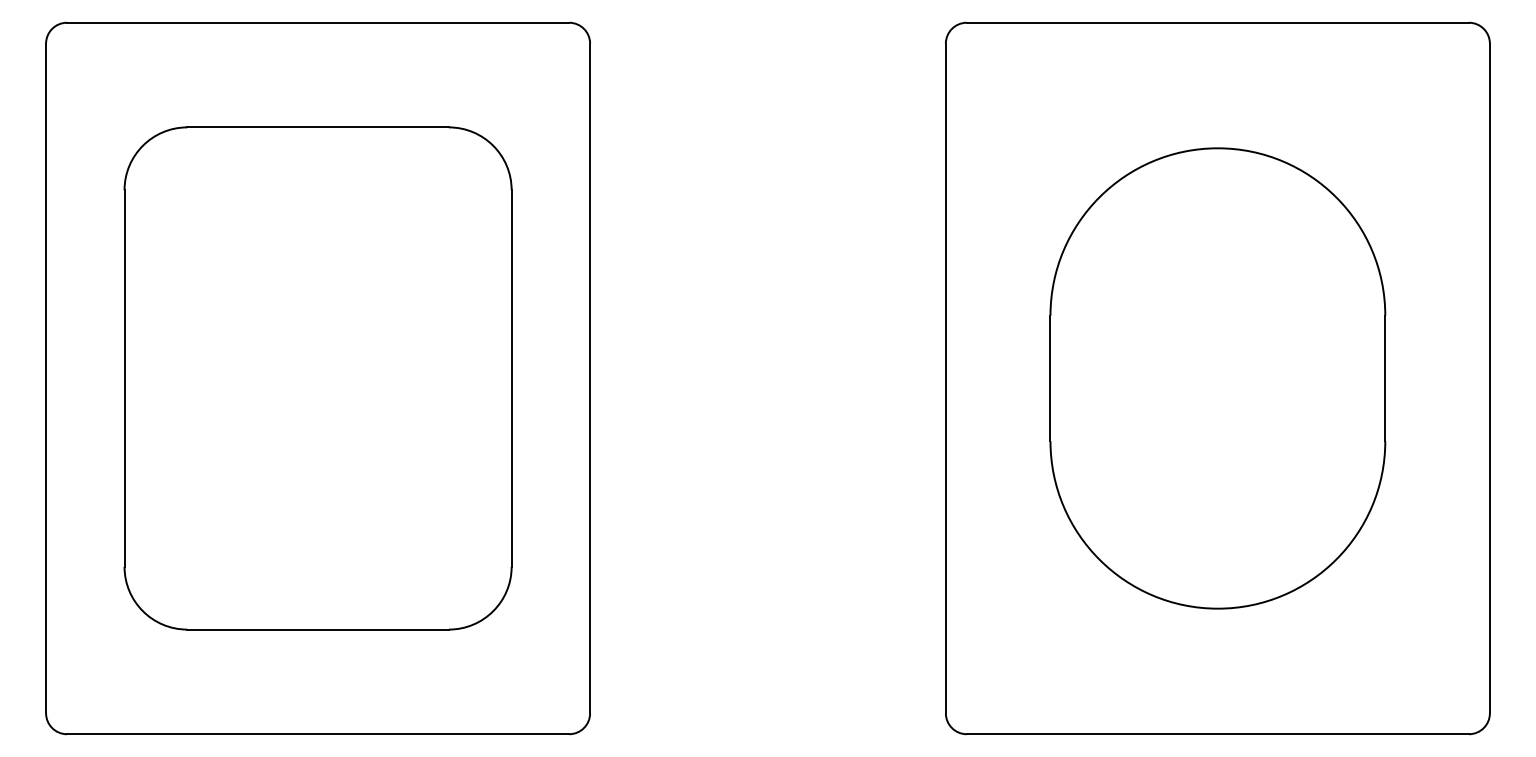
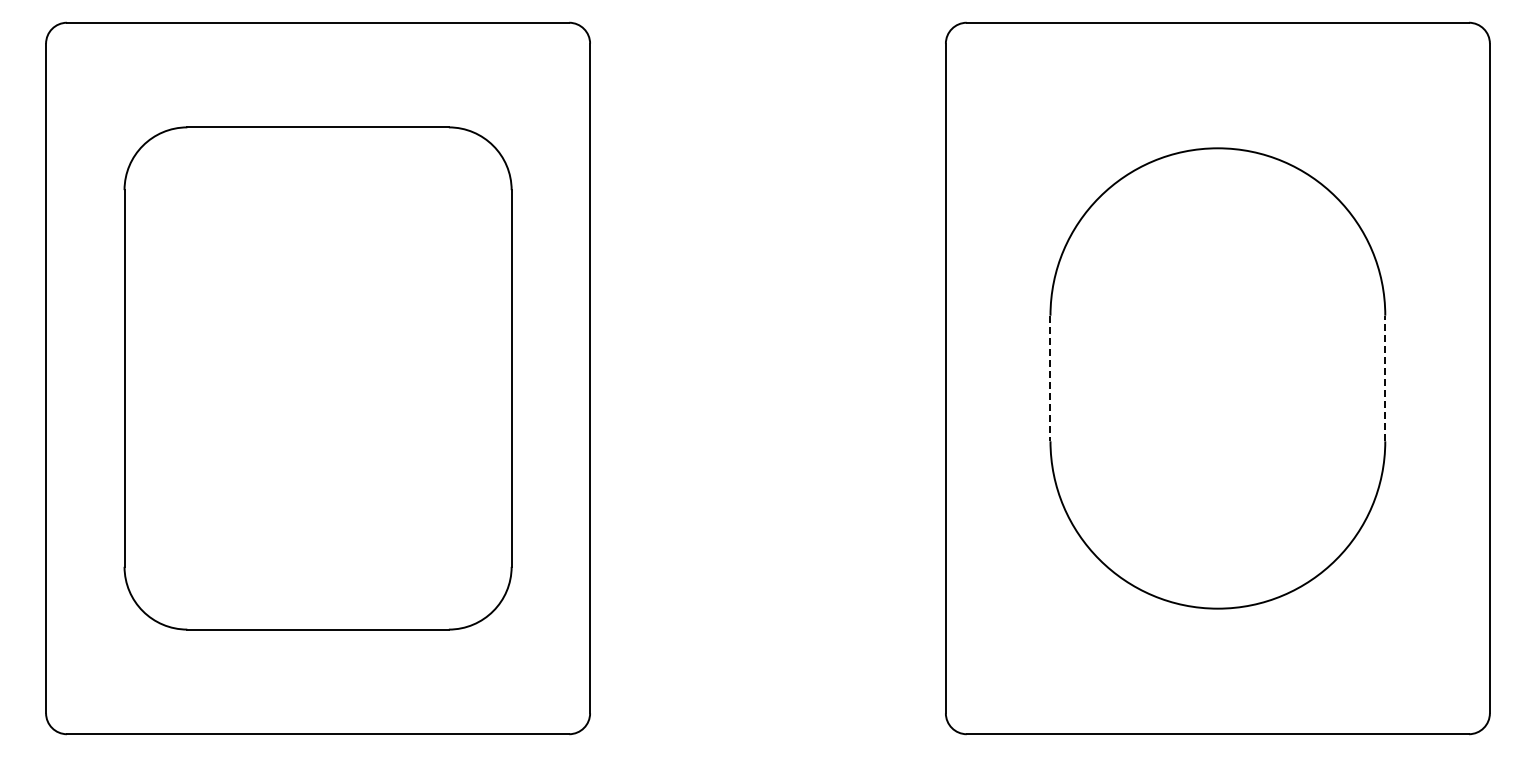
line: solid -> dashed (1050, 378)
line: solid -> dashed (1385, 378)
